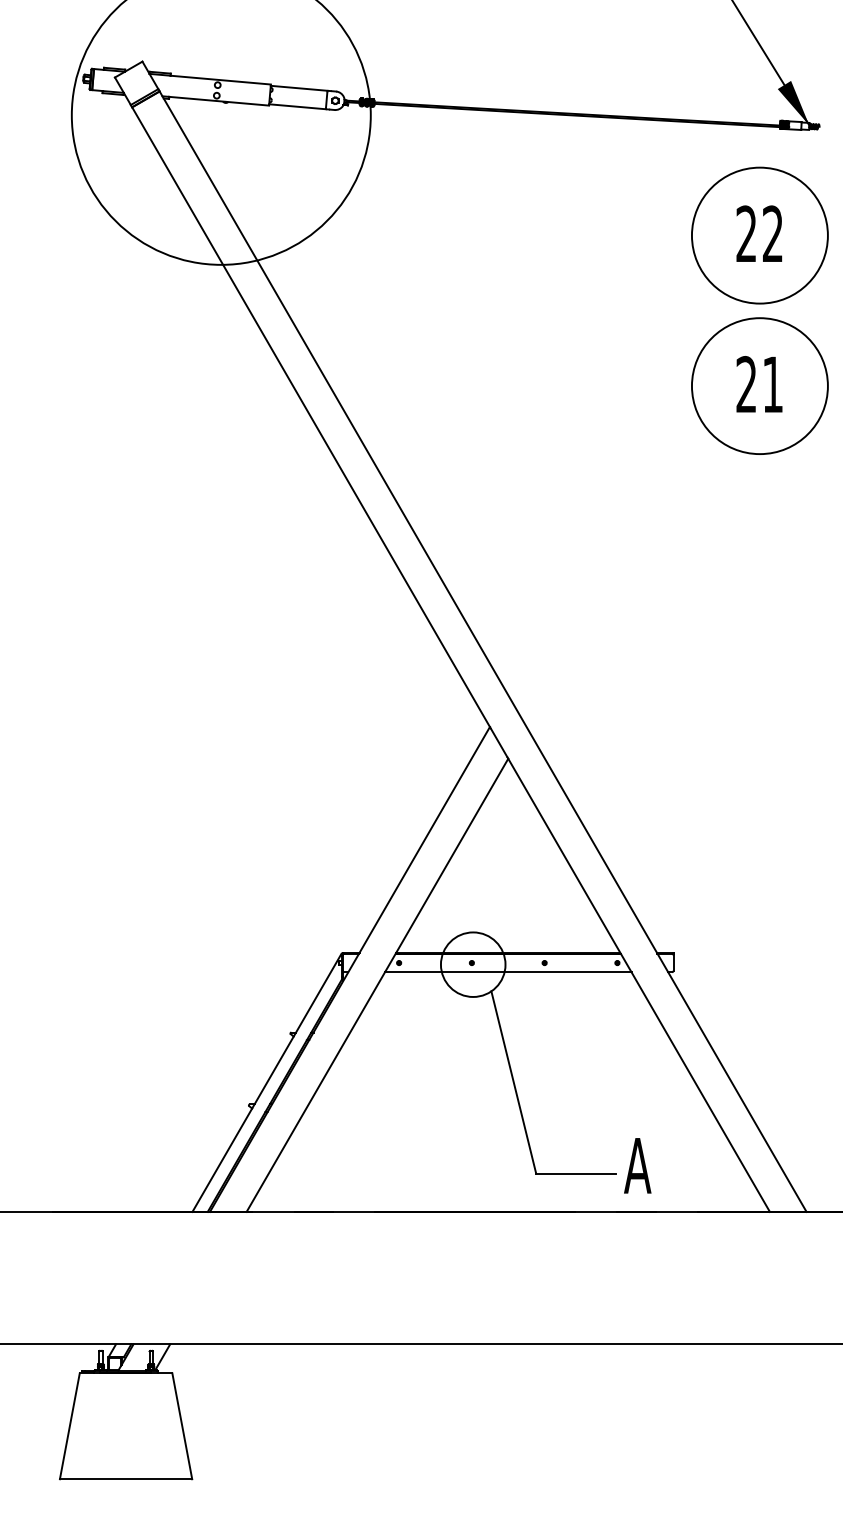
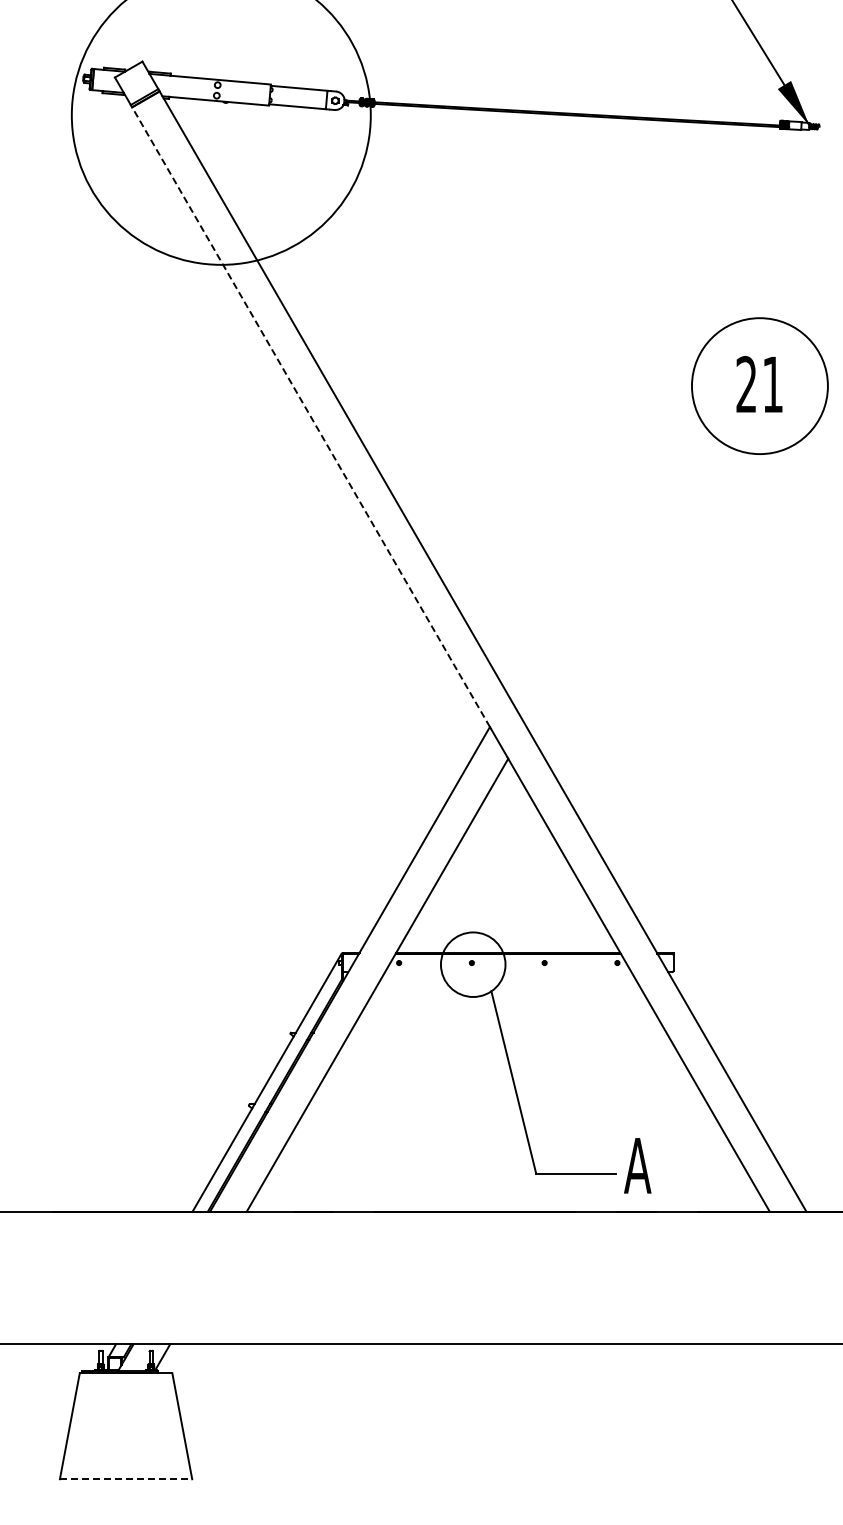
part: present -> none (759, 235)
line: solid -> dashed (311, 417)
line: present -> none (507, 972)
line: solid -> dashed (126, 1479)
